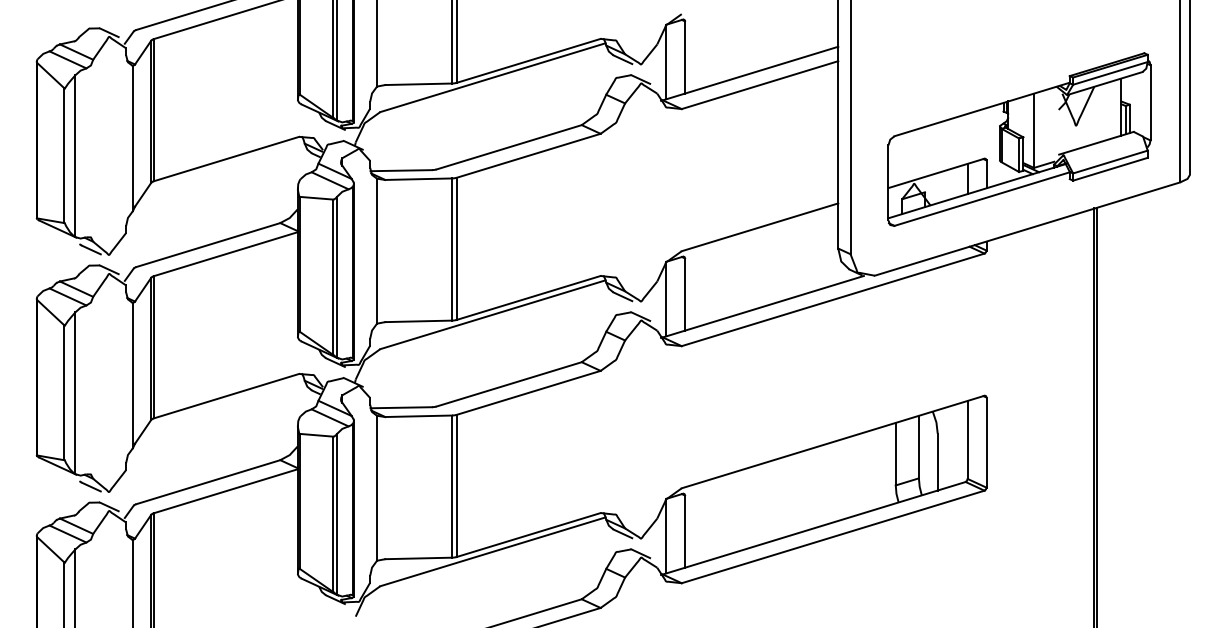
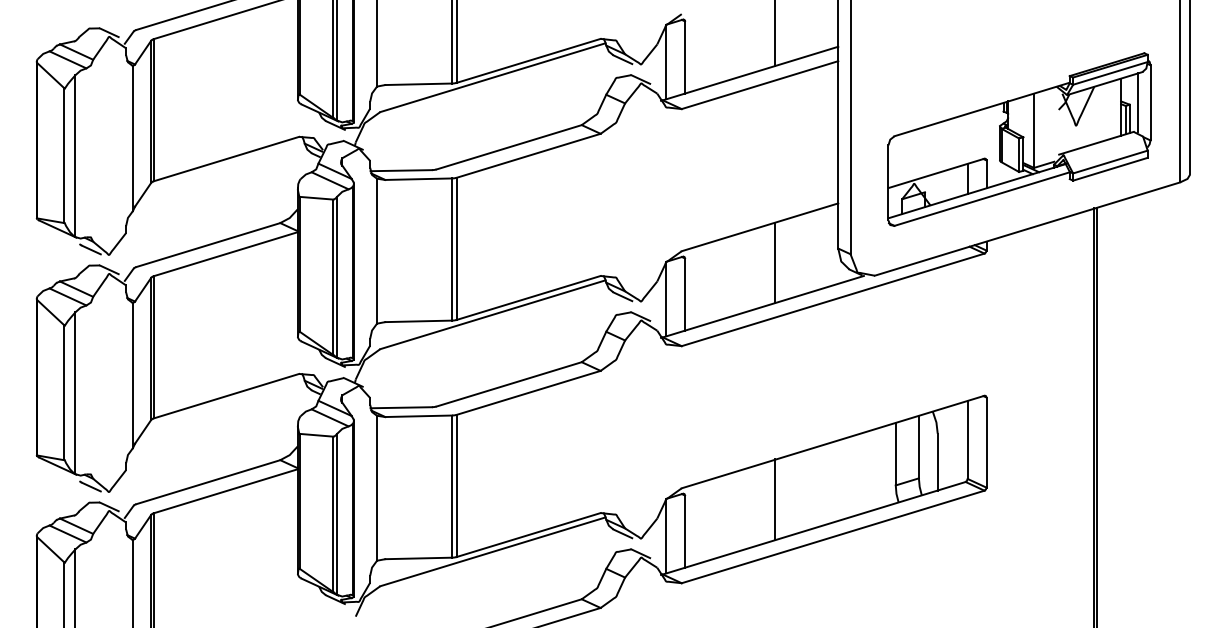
line: none -> present (775, 33)
line: none -> present (1138, 102)
line: none -> present (775, 262)
line: none -> present (775, 499)
